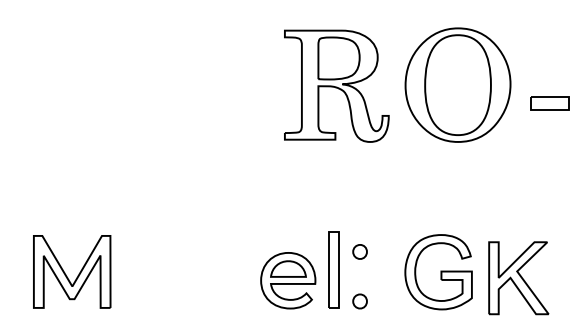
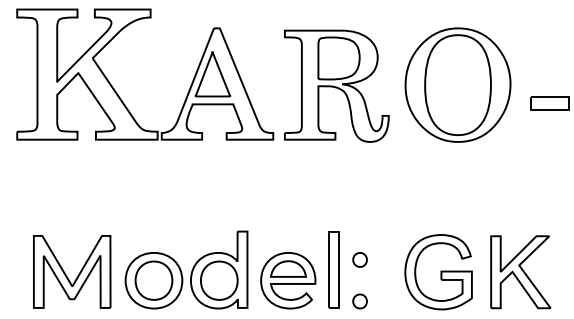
part: none -> present (118, 94)
part position: (359, 251) -> (359, 259) (359, 259)
part: none -> present (186, 269)
part position: (518, 278) -> (520, 272) (520, 272)
